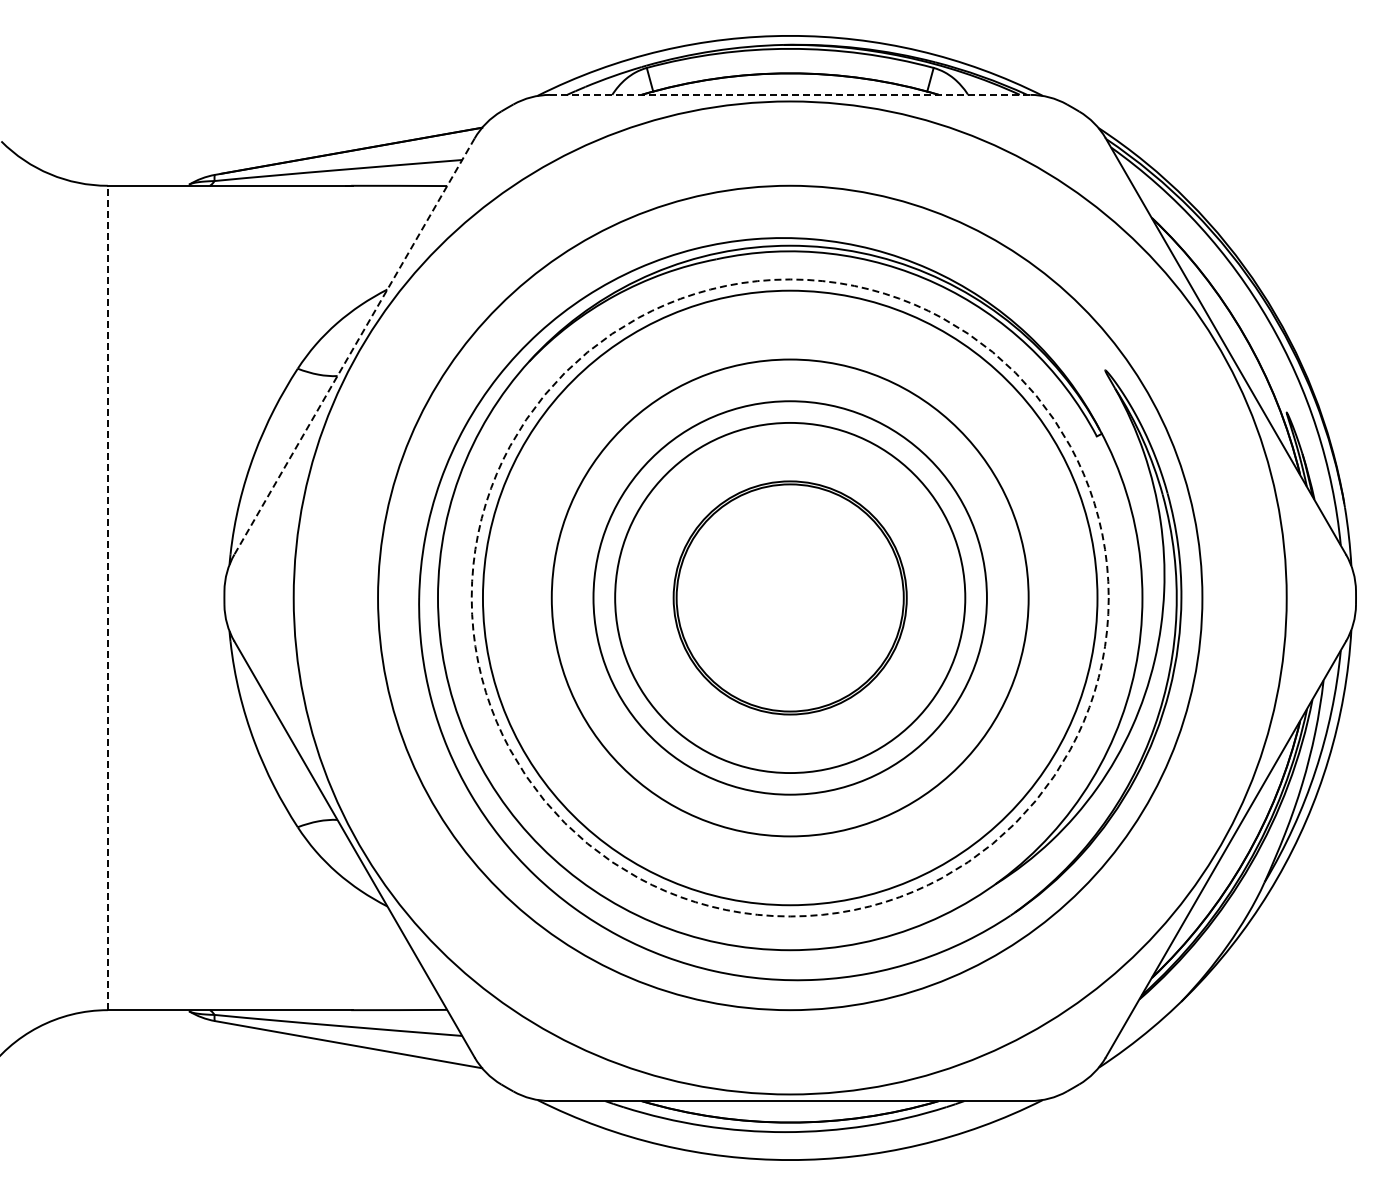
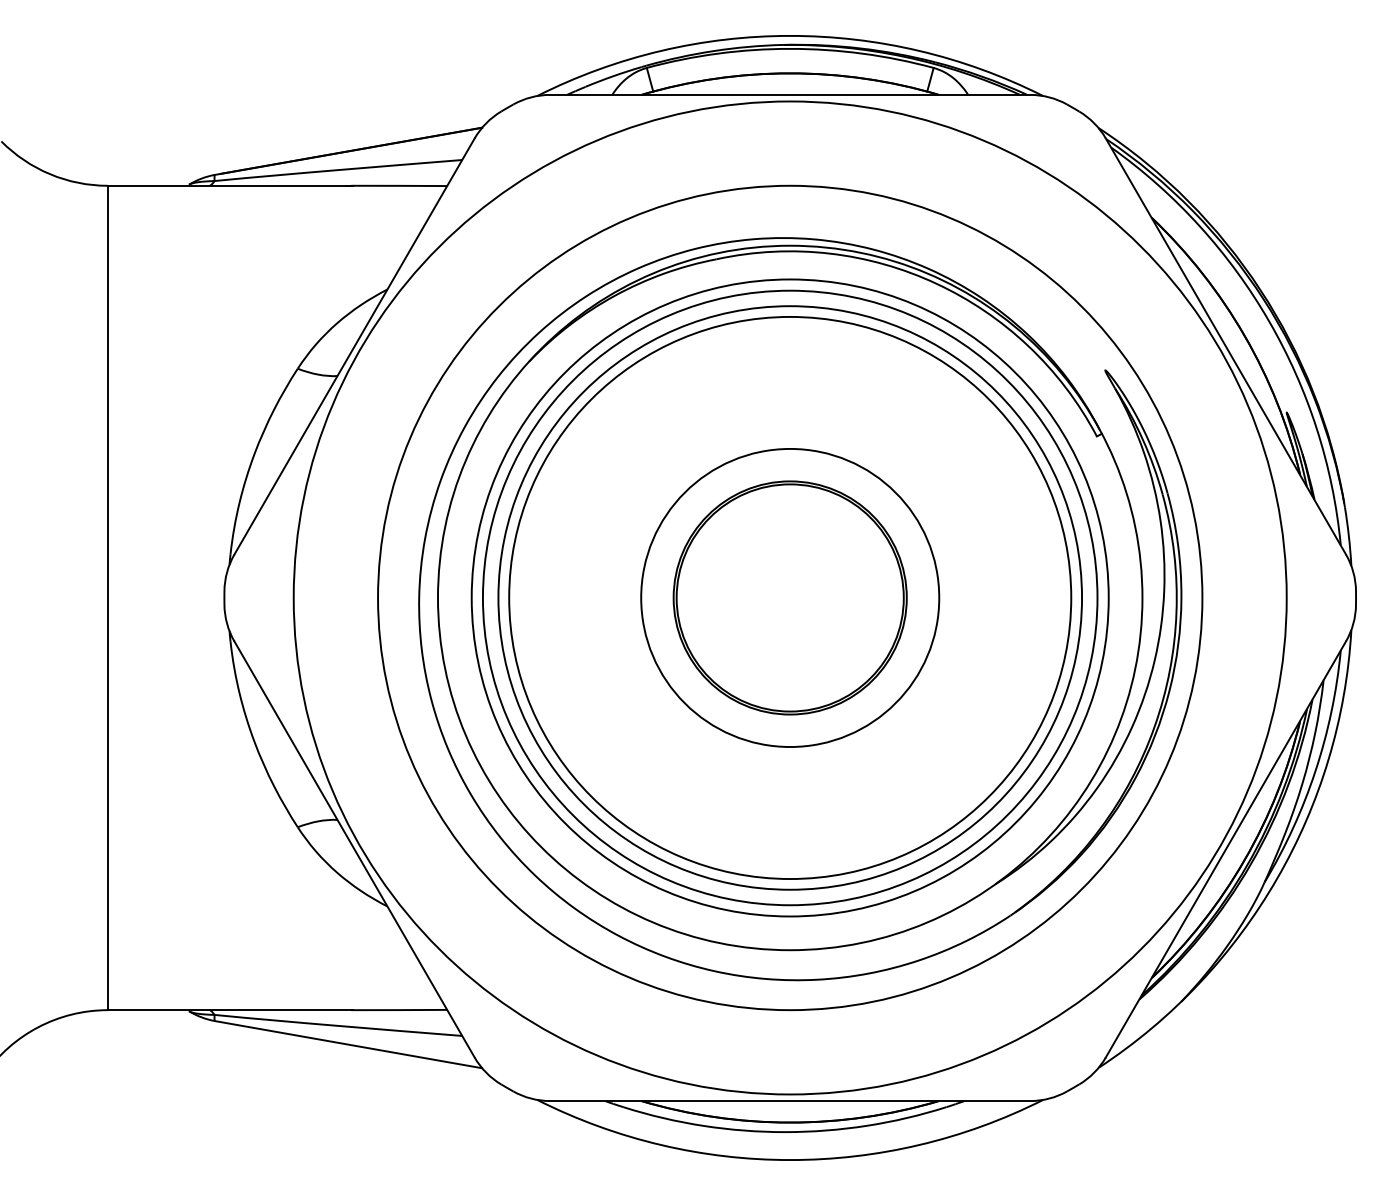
line: dashed -> solid (789, 94)
line: dashed -> solid (354, 346)
line: dashed -> solid (107, 597)
circle diameter: 393 px -> 562 px (790, 597)
circle diameter: 477 px -> 298 px (790, 597)
circle: dashed -> solid (789, 597)
circle diameter: 350 px -> 584 px (790, 597)
